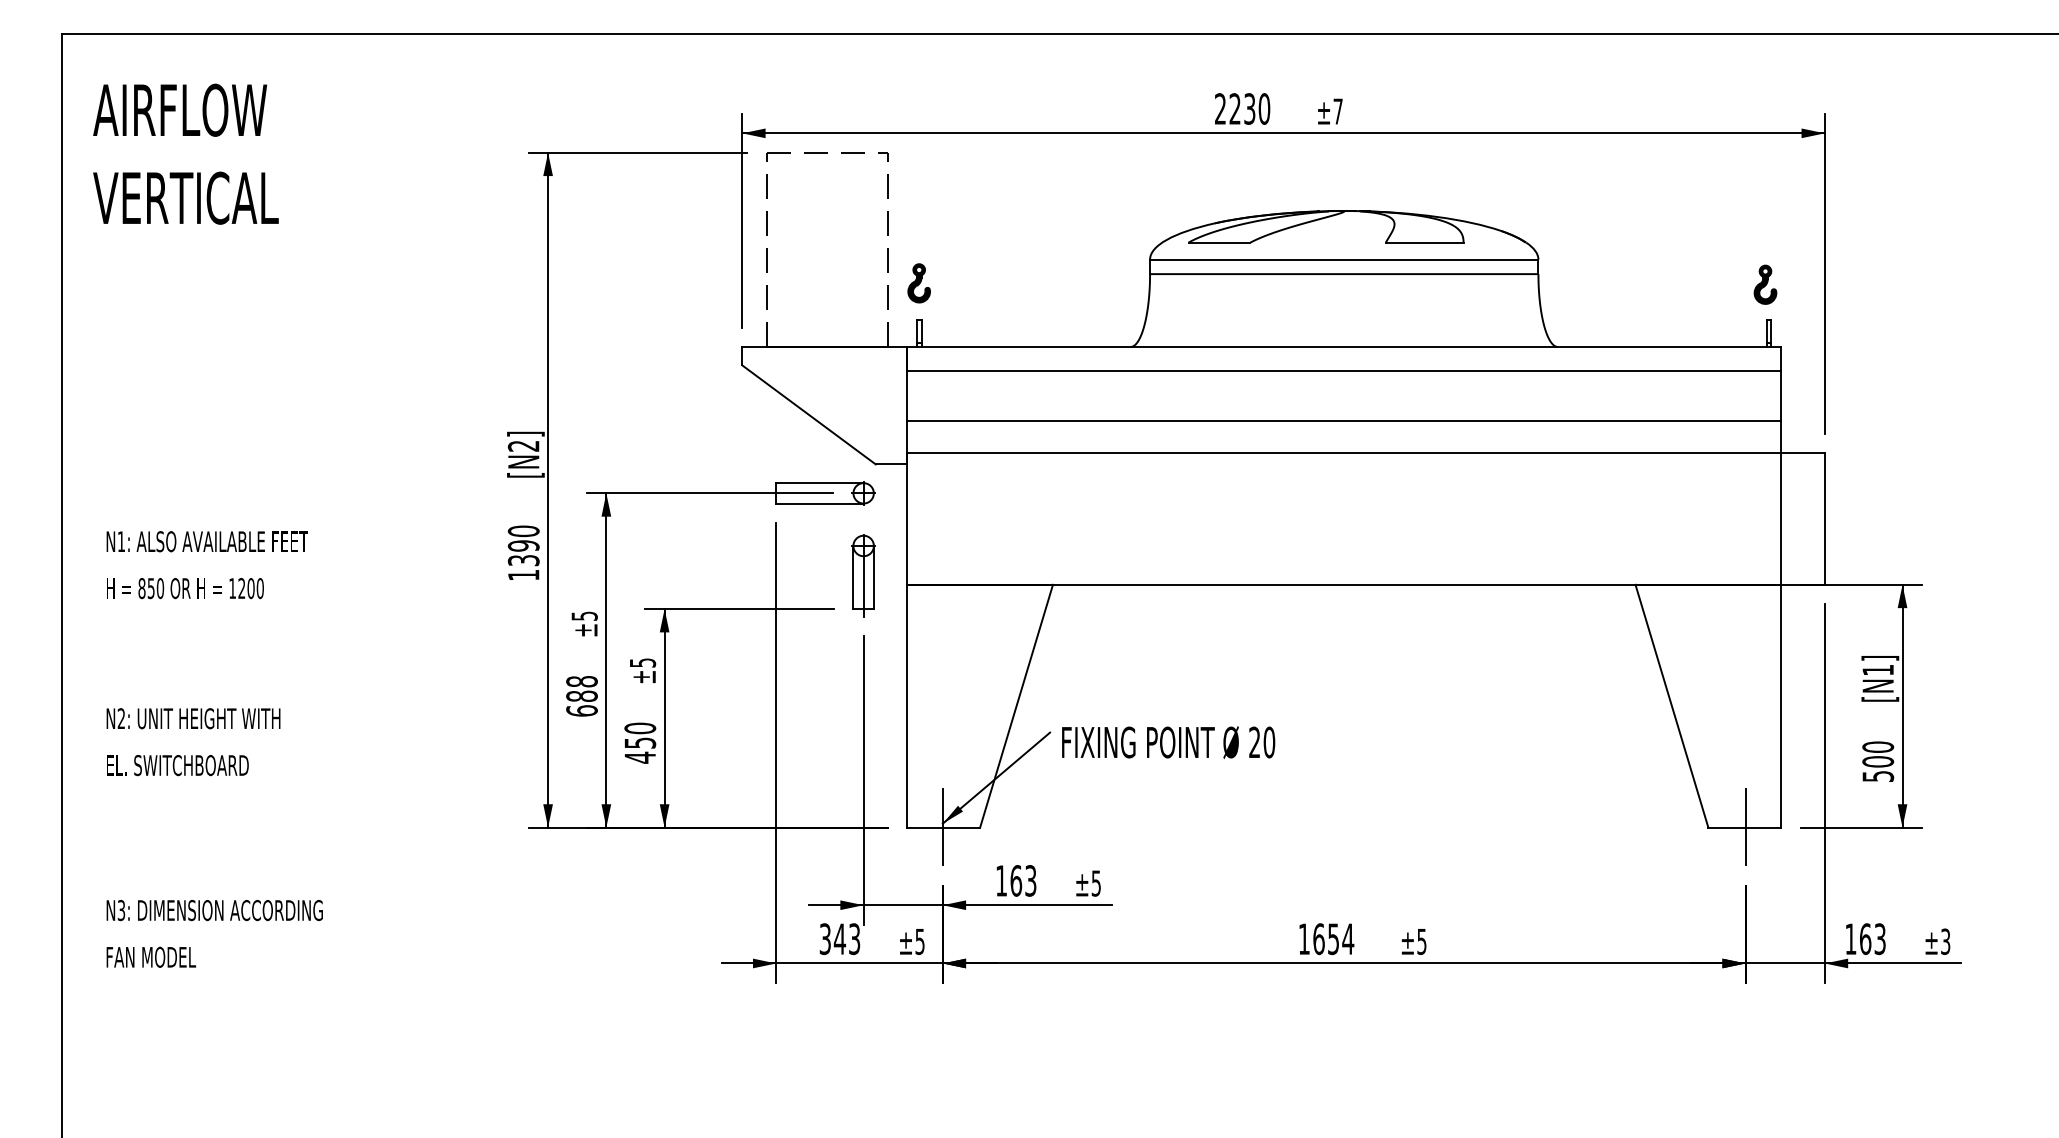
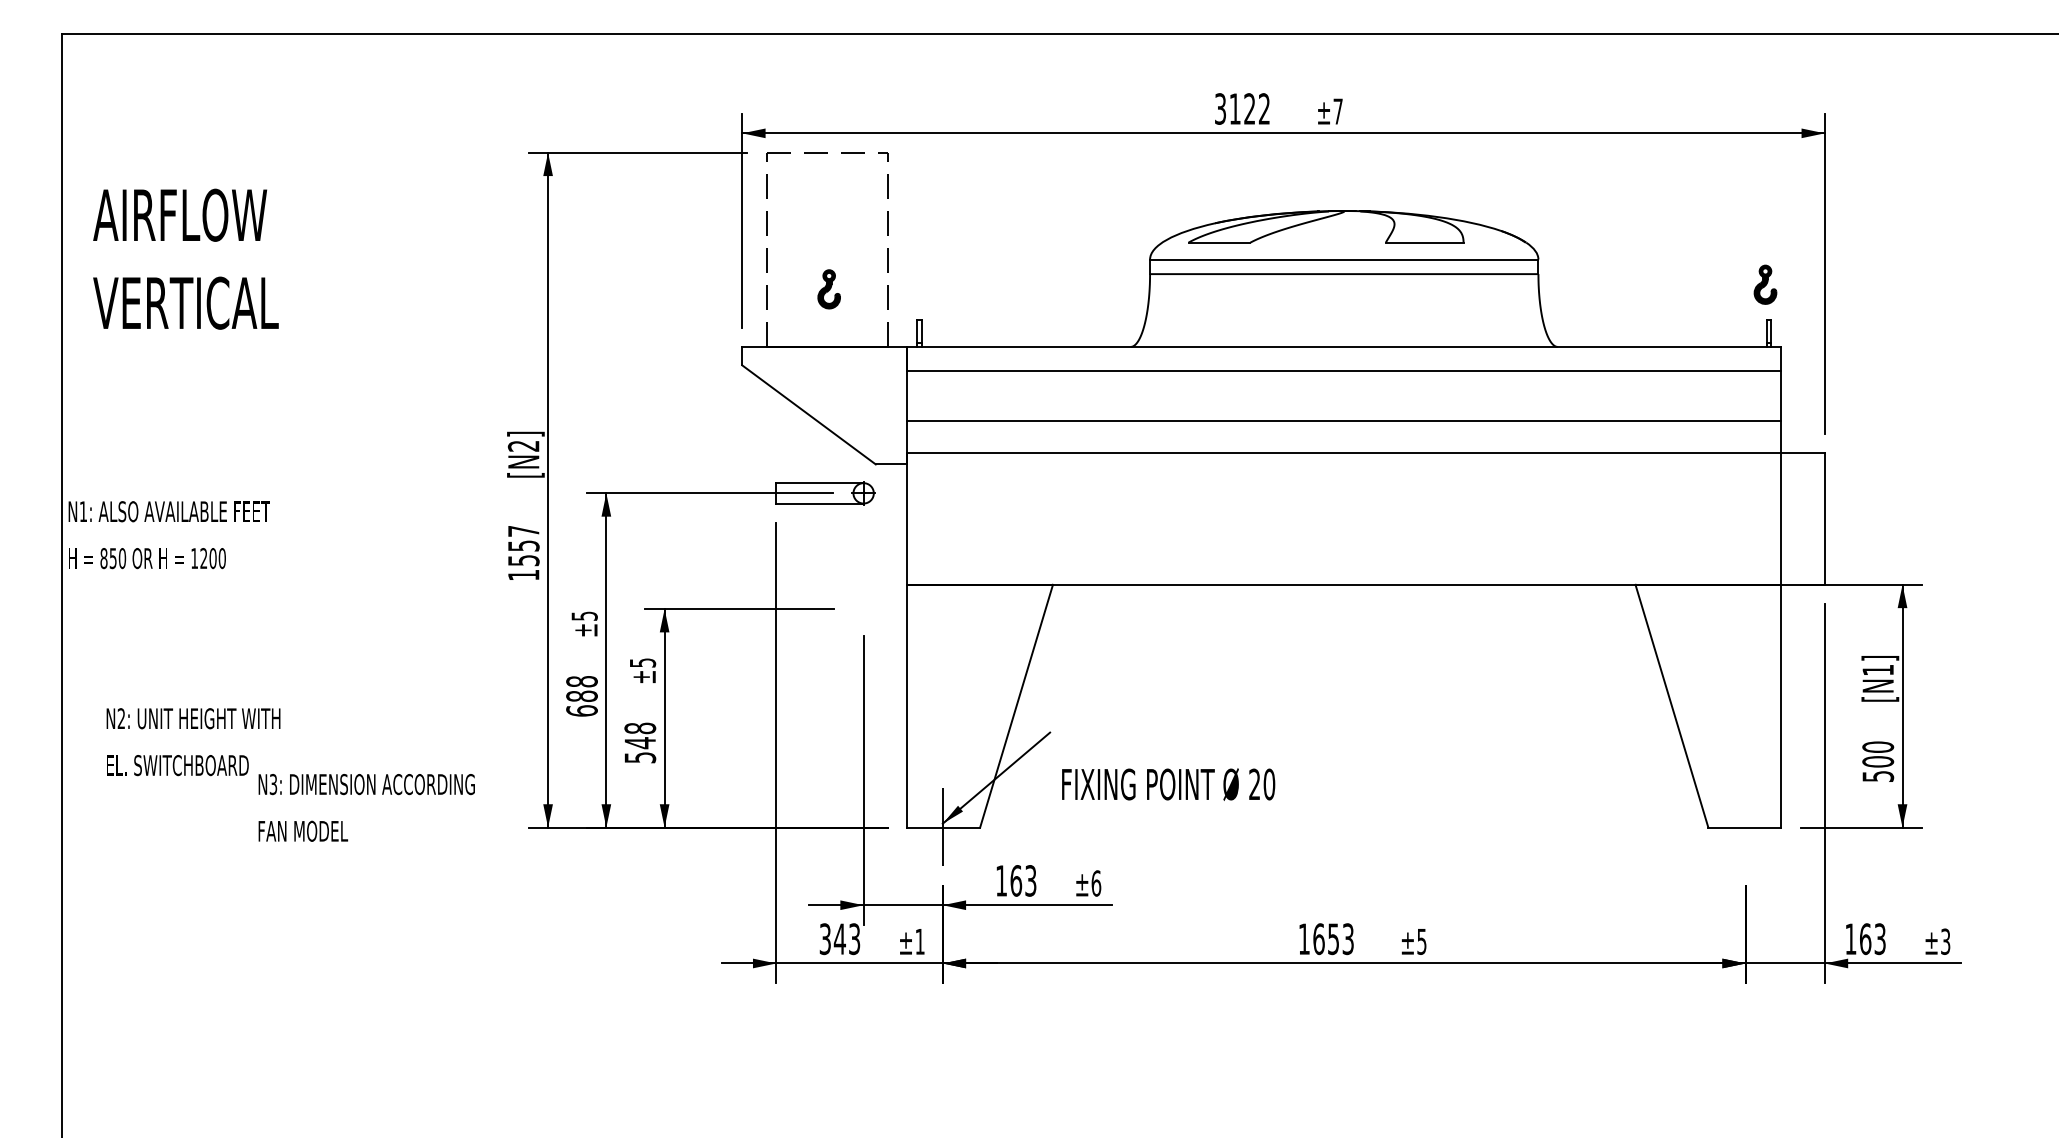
text: 2230 -> 3122 (1242, 108)
text position: (185, 153) -> (185, 258) (185, 258)
part position: (918, 283) -> (828, 289) (828, 289)
text: 1390 -> 1557 (523, 545)
text position: (206, 565) -> (168, 535) (168, 535)
part: present -> none (863, 575)
text: 450 -> 548 (640, 742)
text position: (1168, 742) -> (1168, 784) (1168, 784)
line: present -> none (1745, 826)
text: ±5 -> ±6 (1096, 883)
text position: (214, 933) -> (366, 807) (366, 807)
text: 1654 -> 1653 (1348, 939)
text: ±5 -> ±1 (919, 941)
